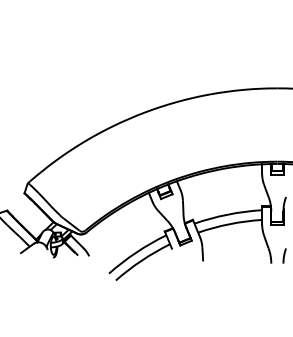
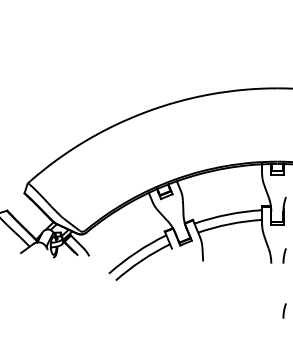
line: none -> present (284, 310)
